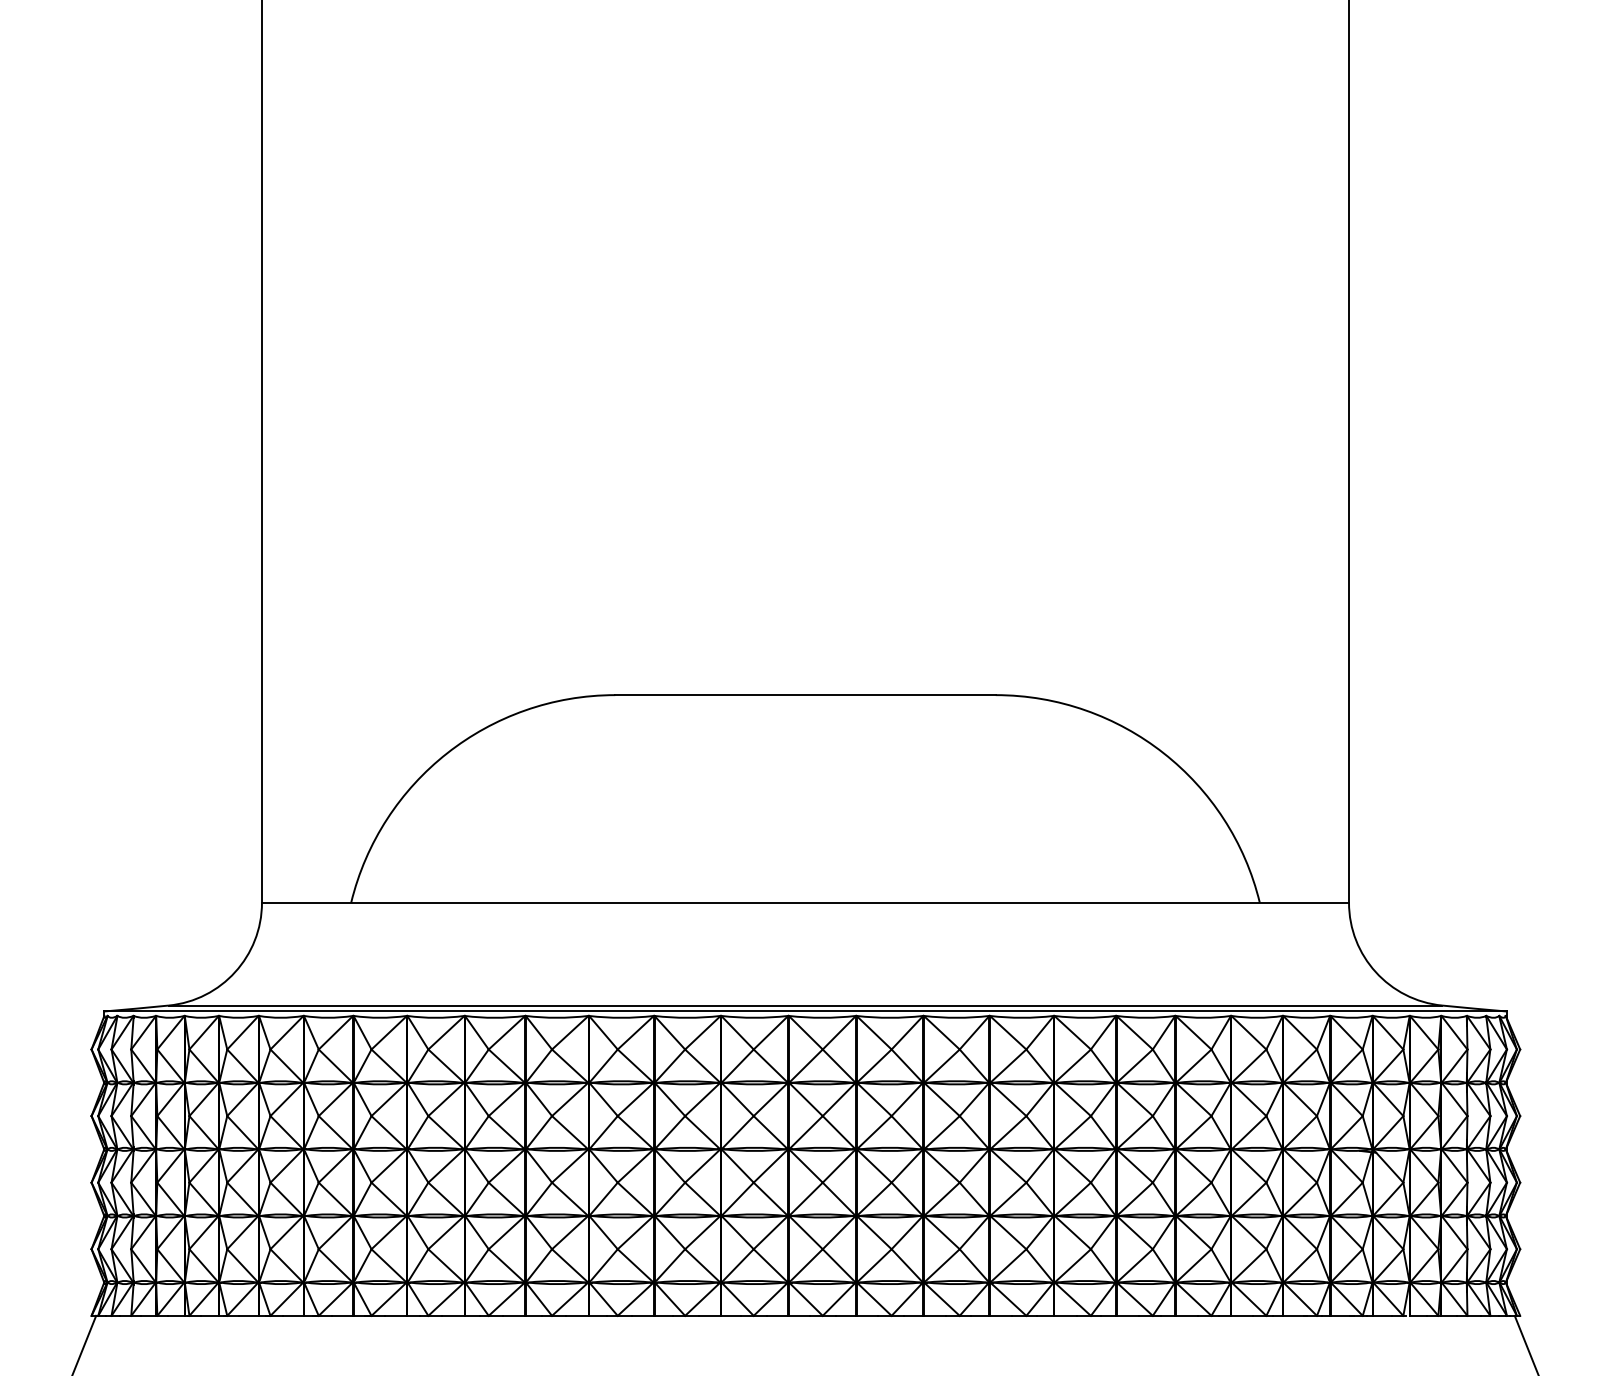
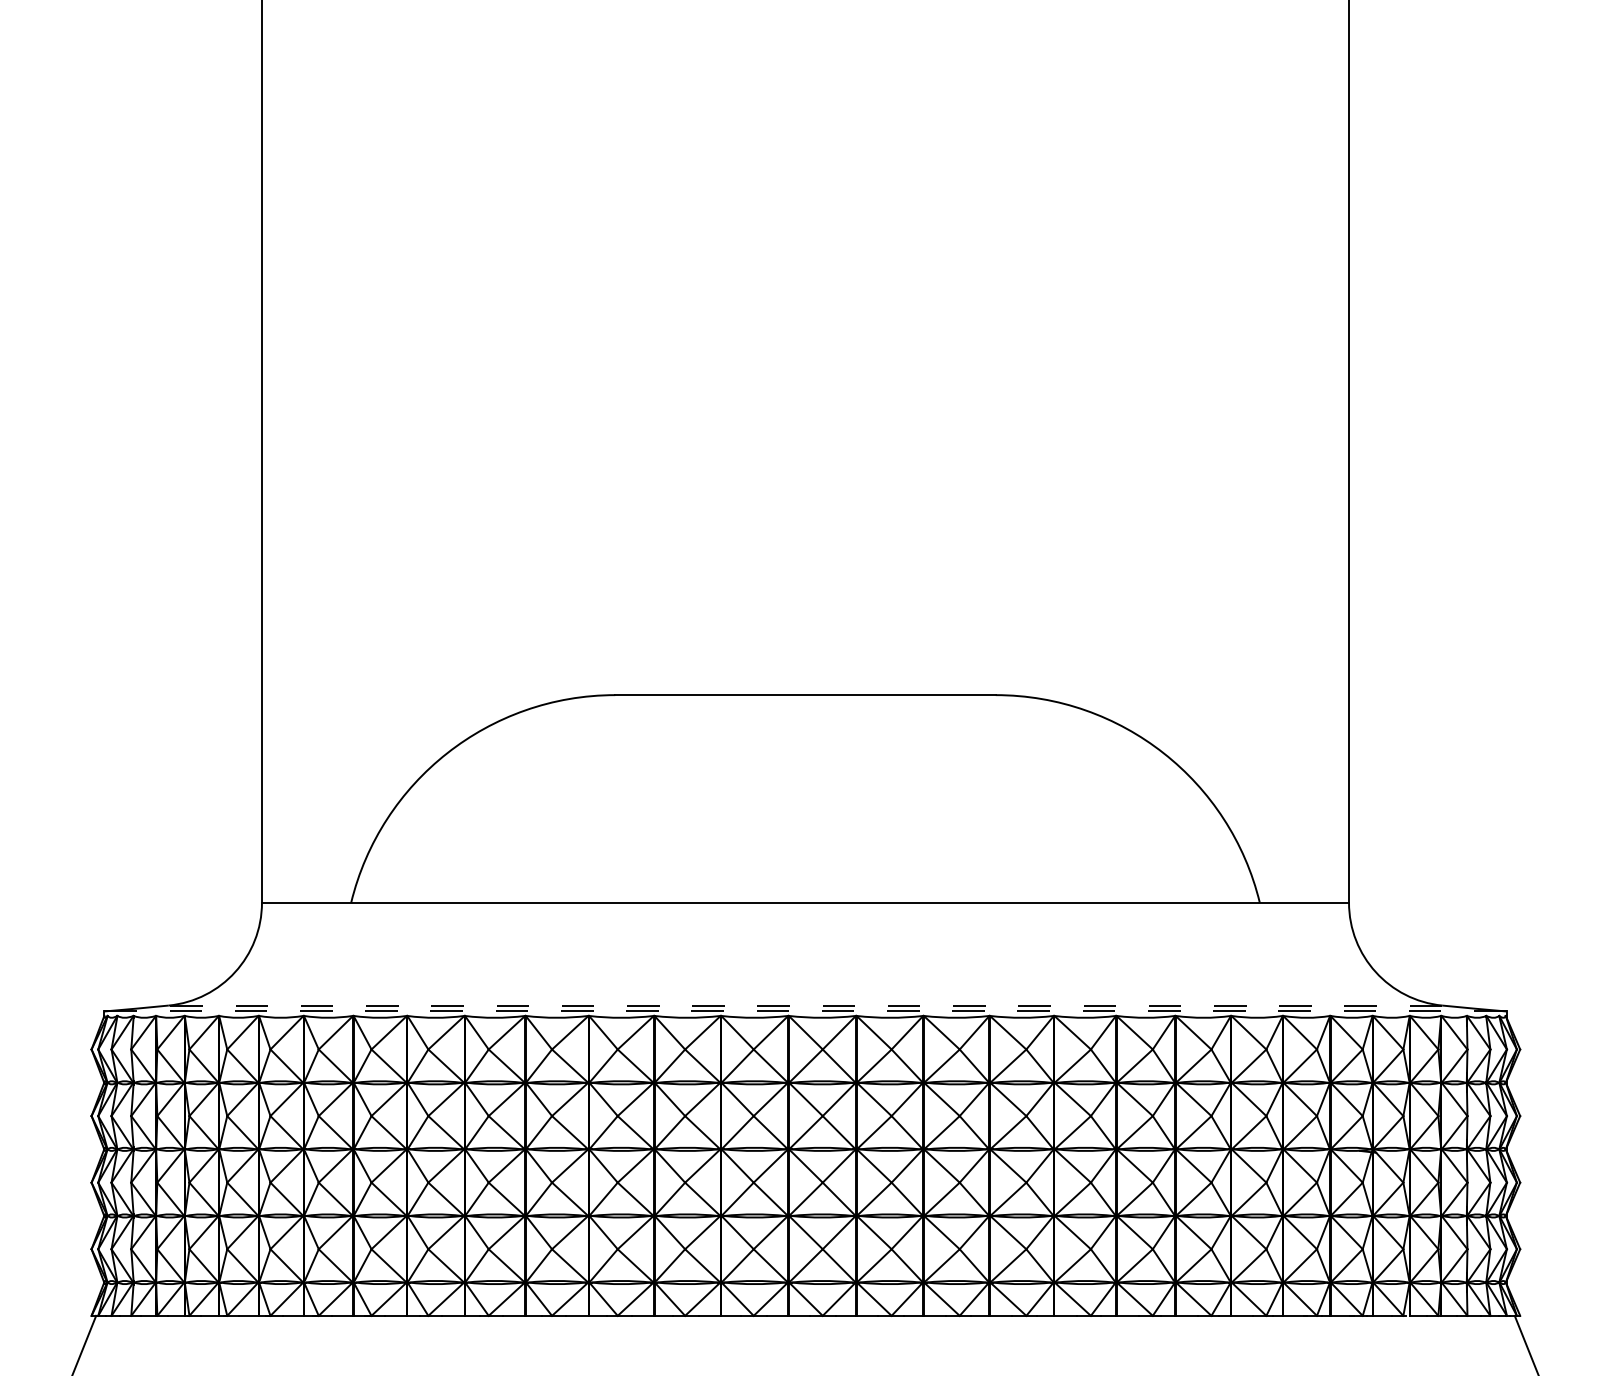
line: solid -> dashed (805, 1005)
line: solid -> dashed (804, 1011)
